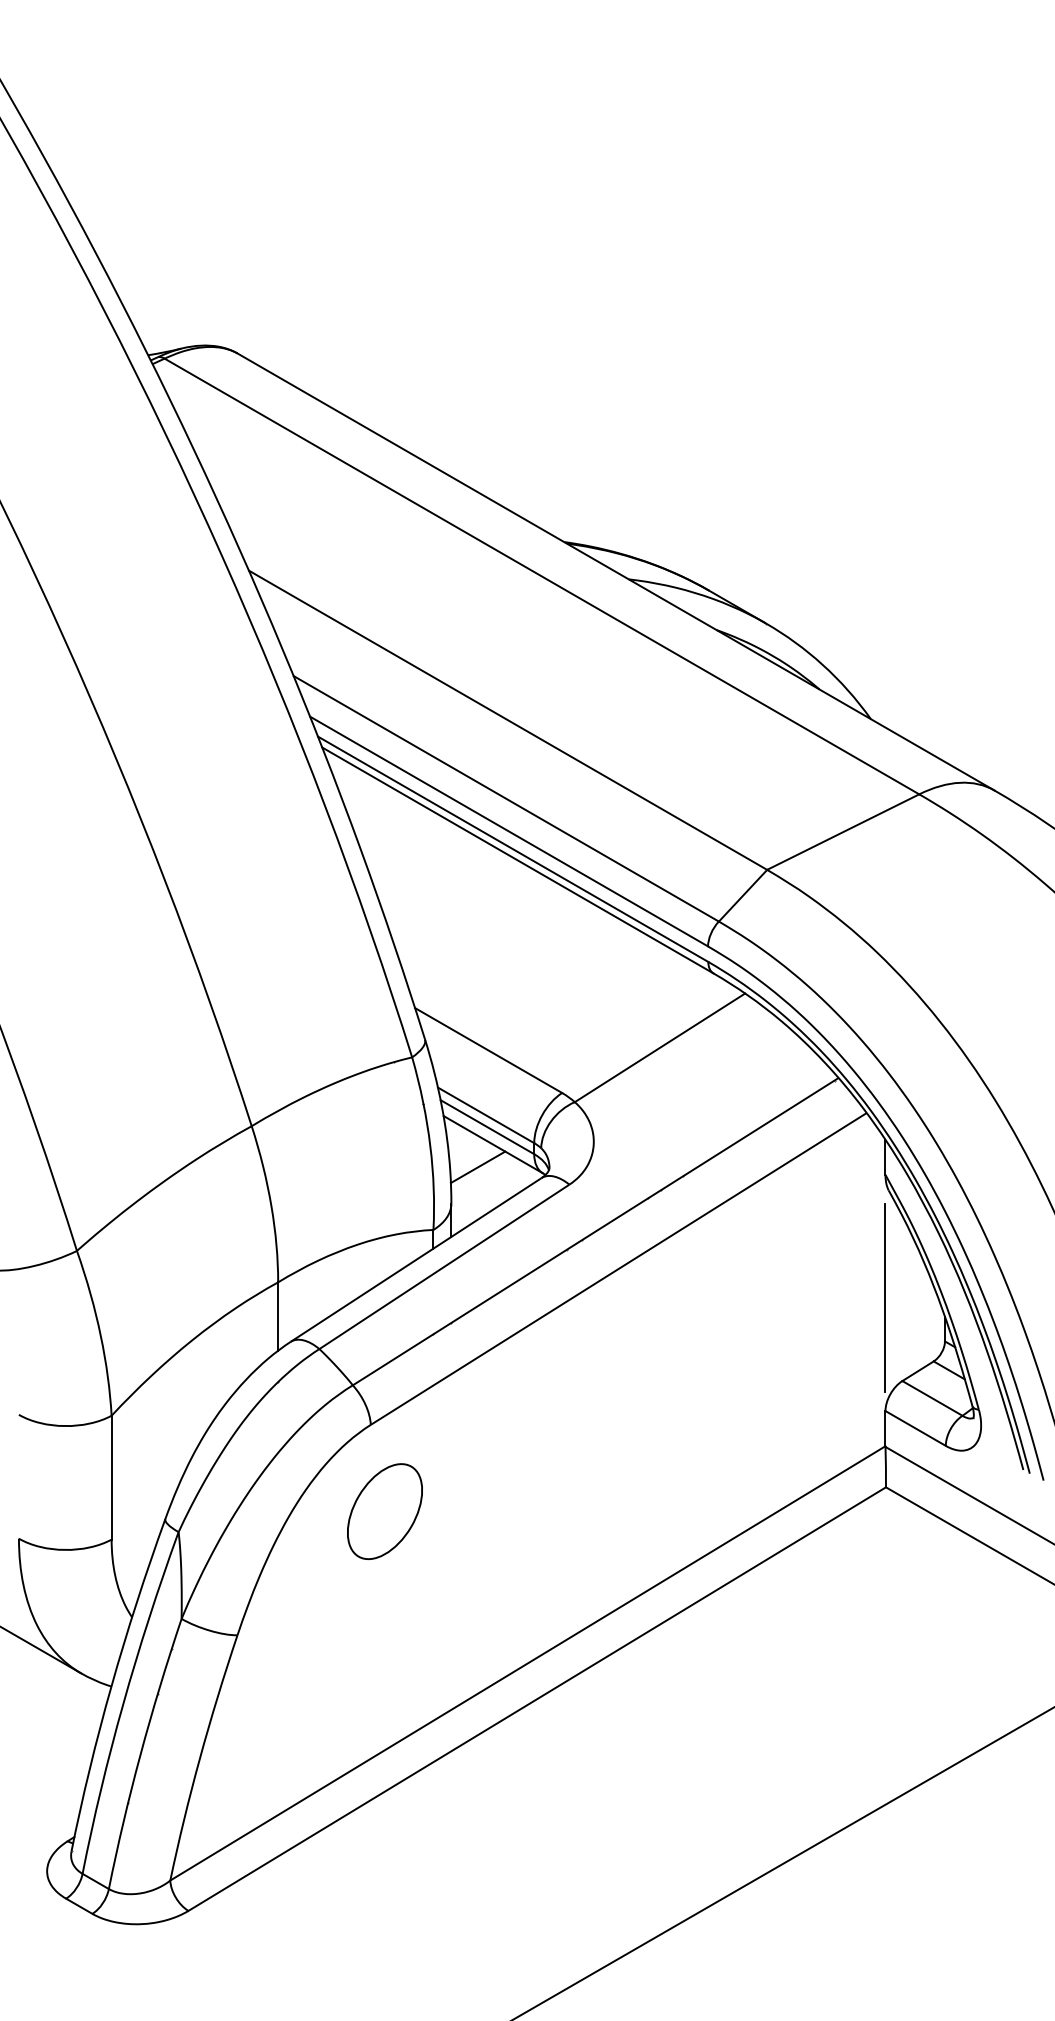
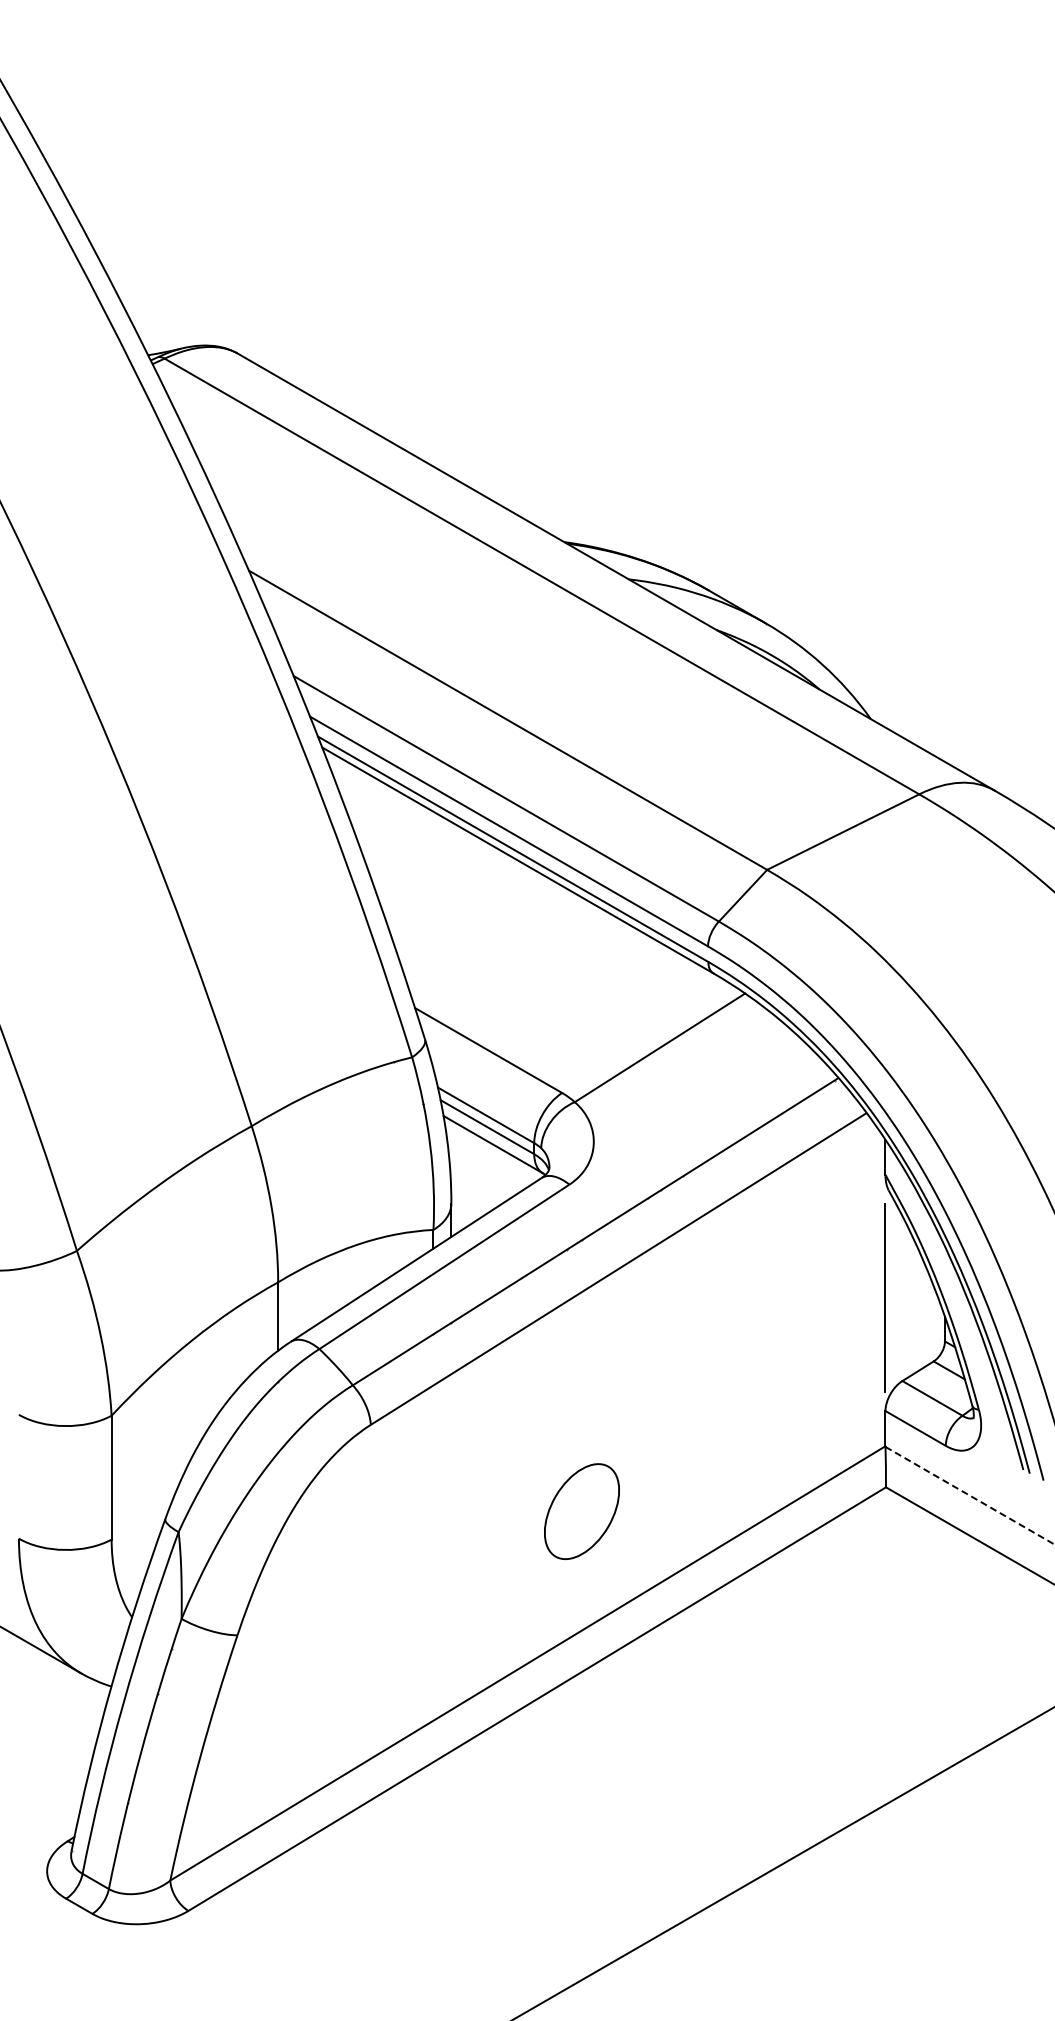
line: present -> none (477, 1166)
line: solid -> dashed (970, 1495)
part position: (384, 1511) -> (581, 1511) (581, 1511)
